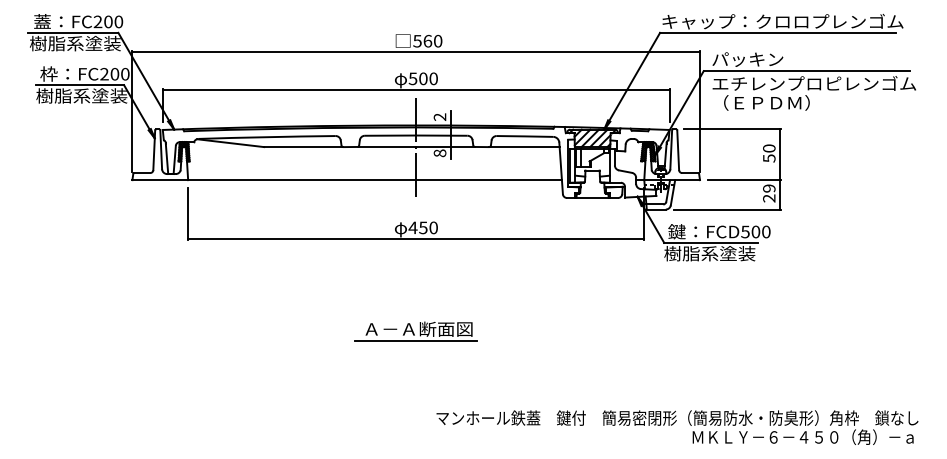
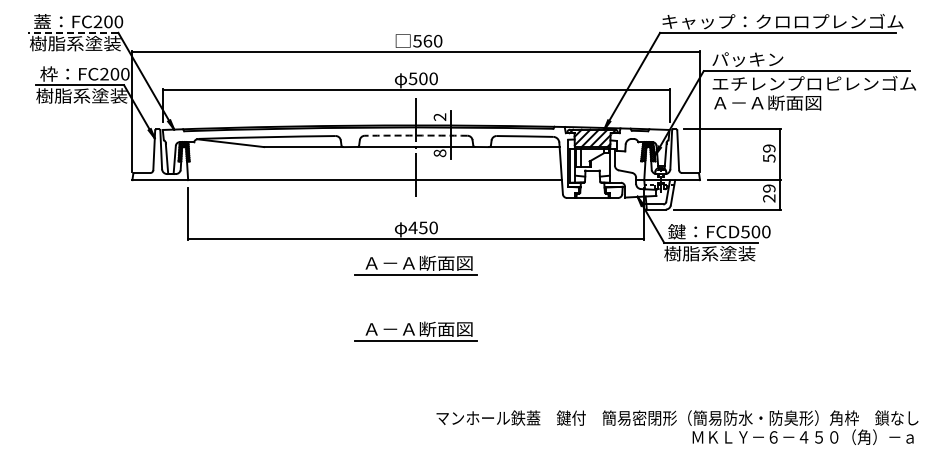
line: solid -> dashed (73, 32)
text: （ＥＰＤＭ） -> Ａ－Ａ断面図 (767, 102)
arc: solid -> dashed (416, 135)
text: 50 -> 59 (769, 148)
part: none -> present (415, 265)
